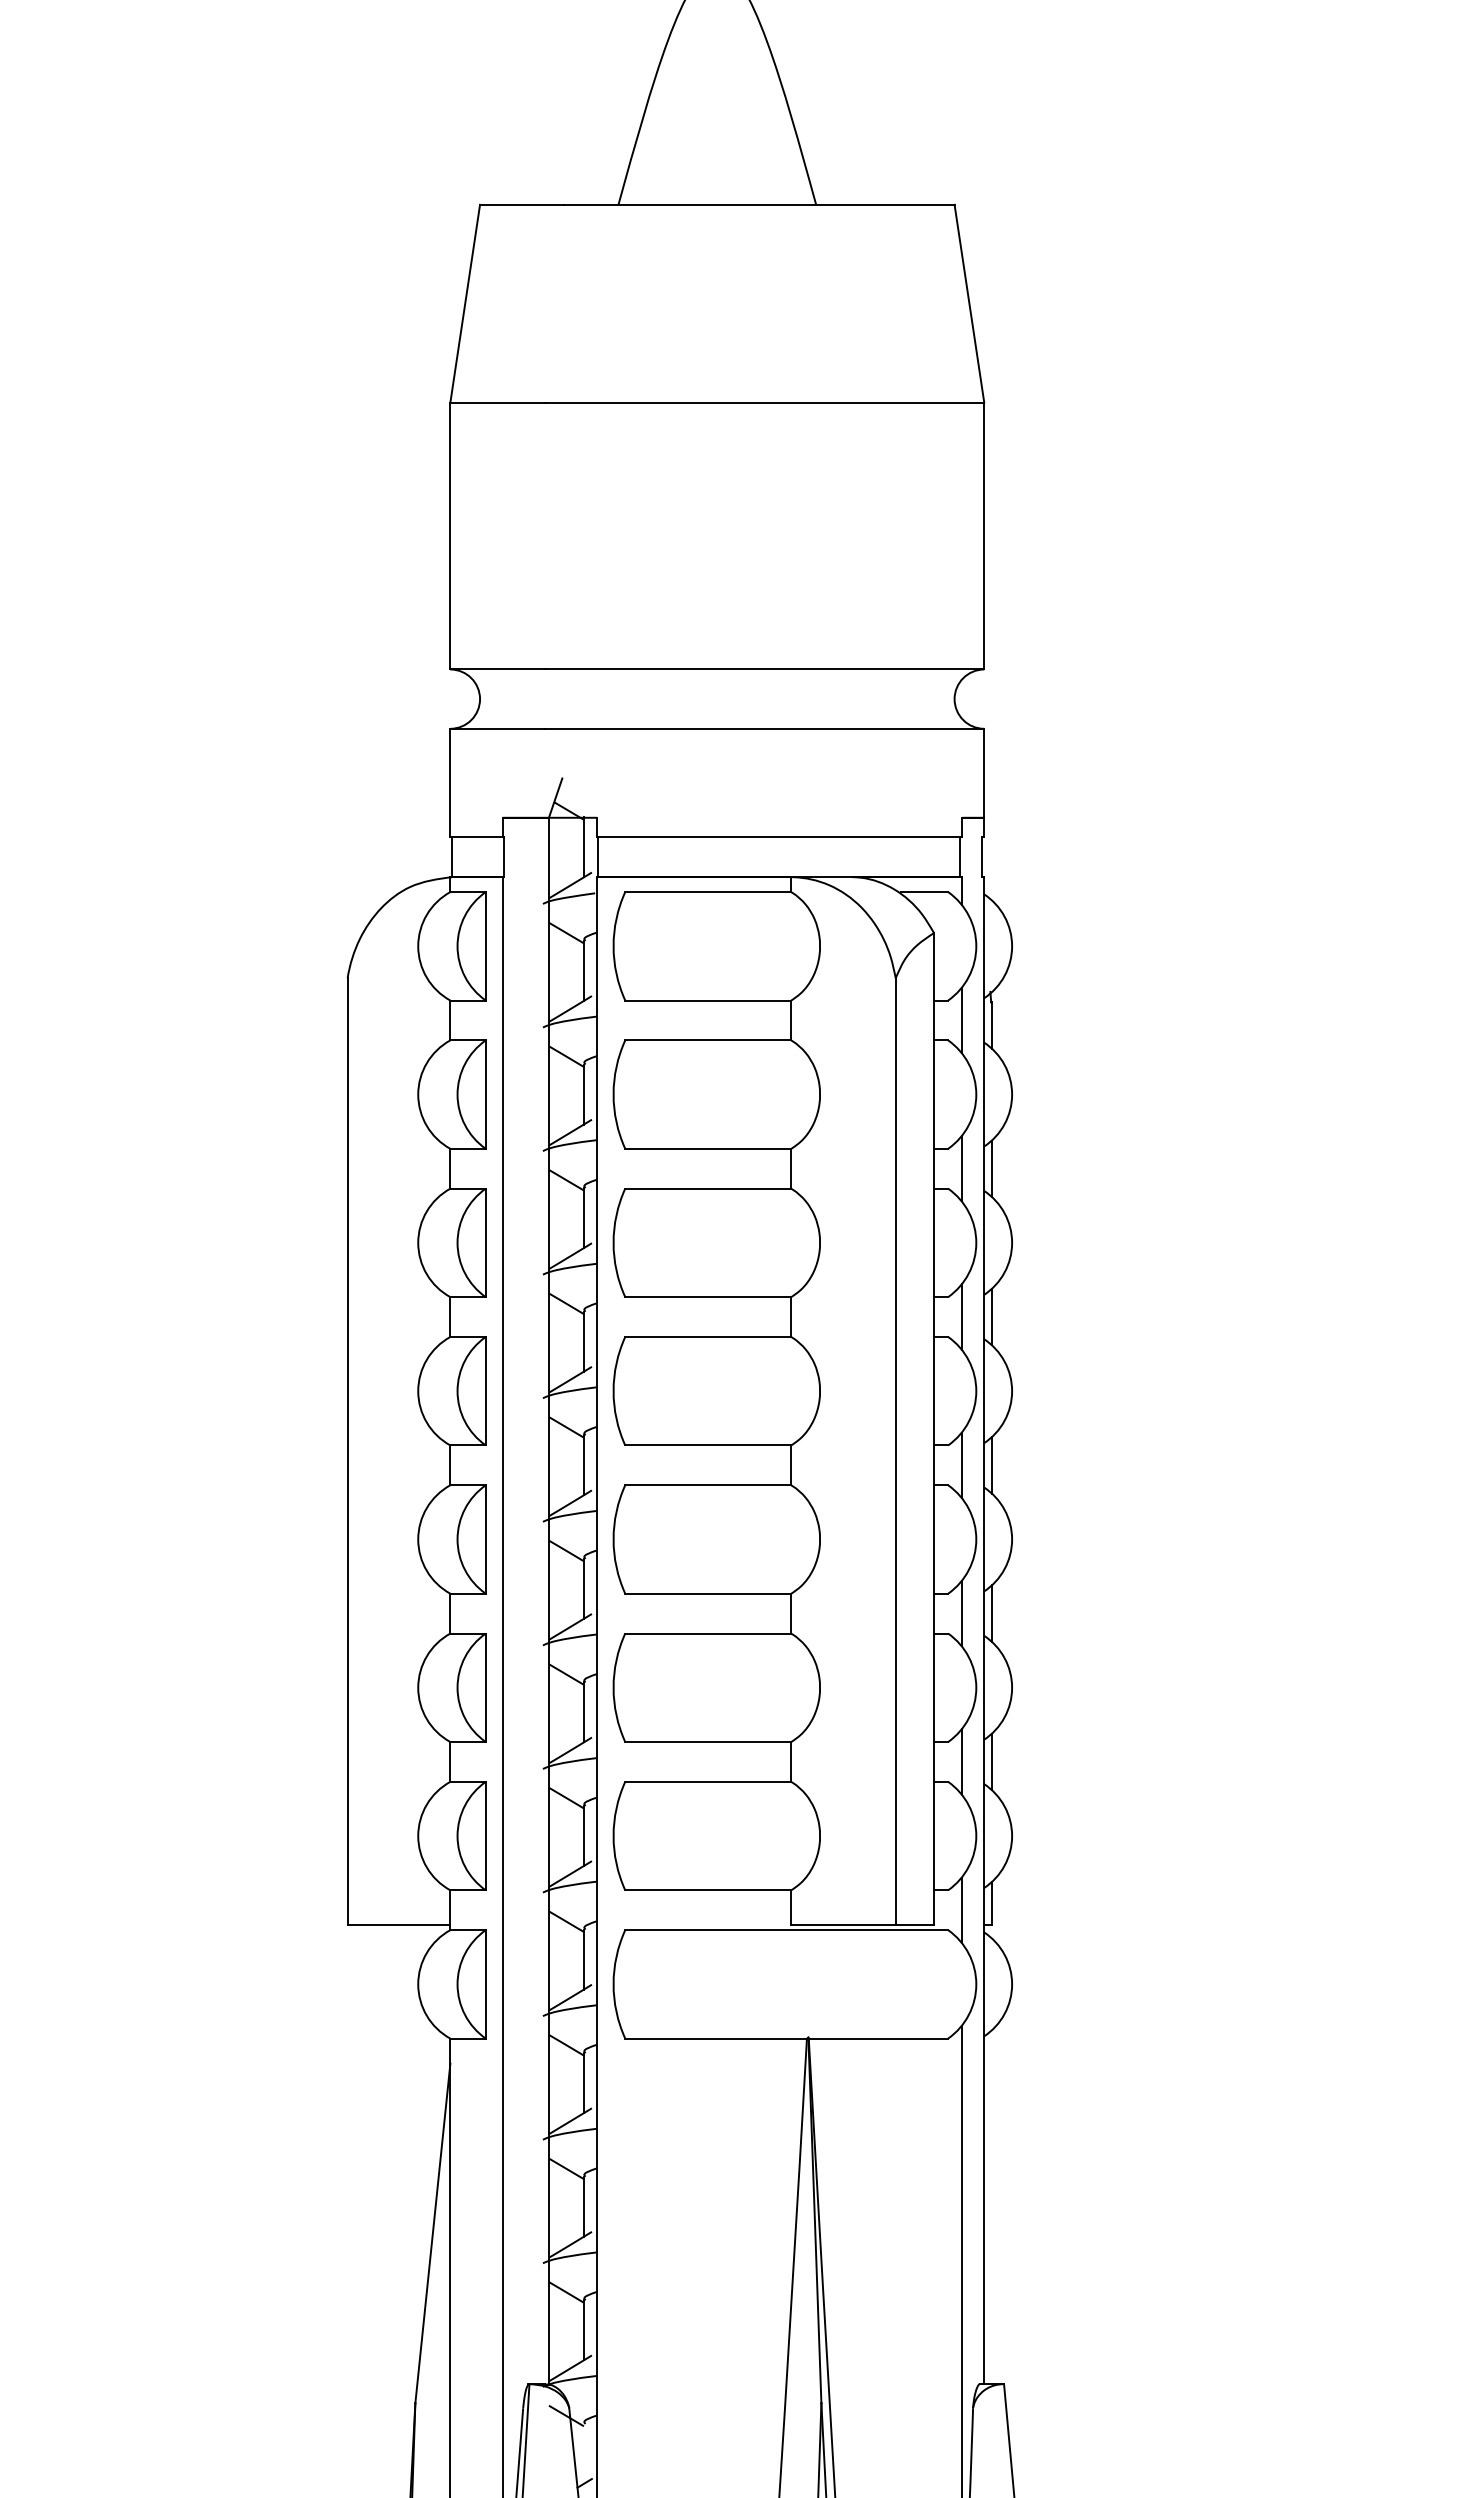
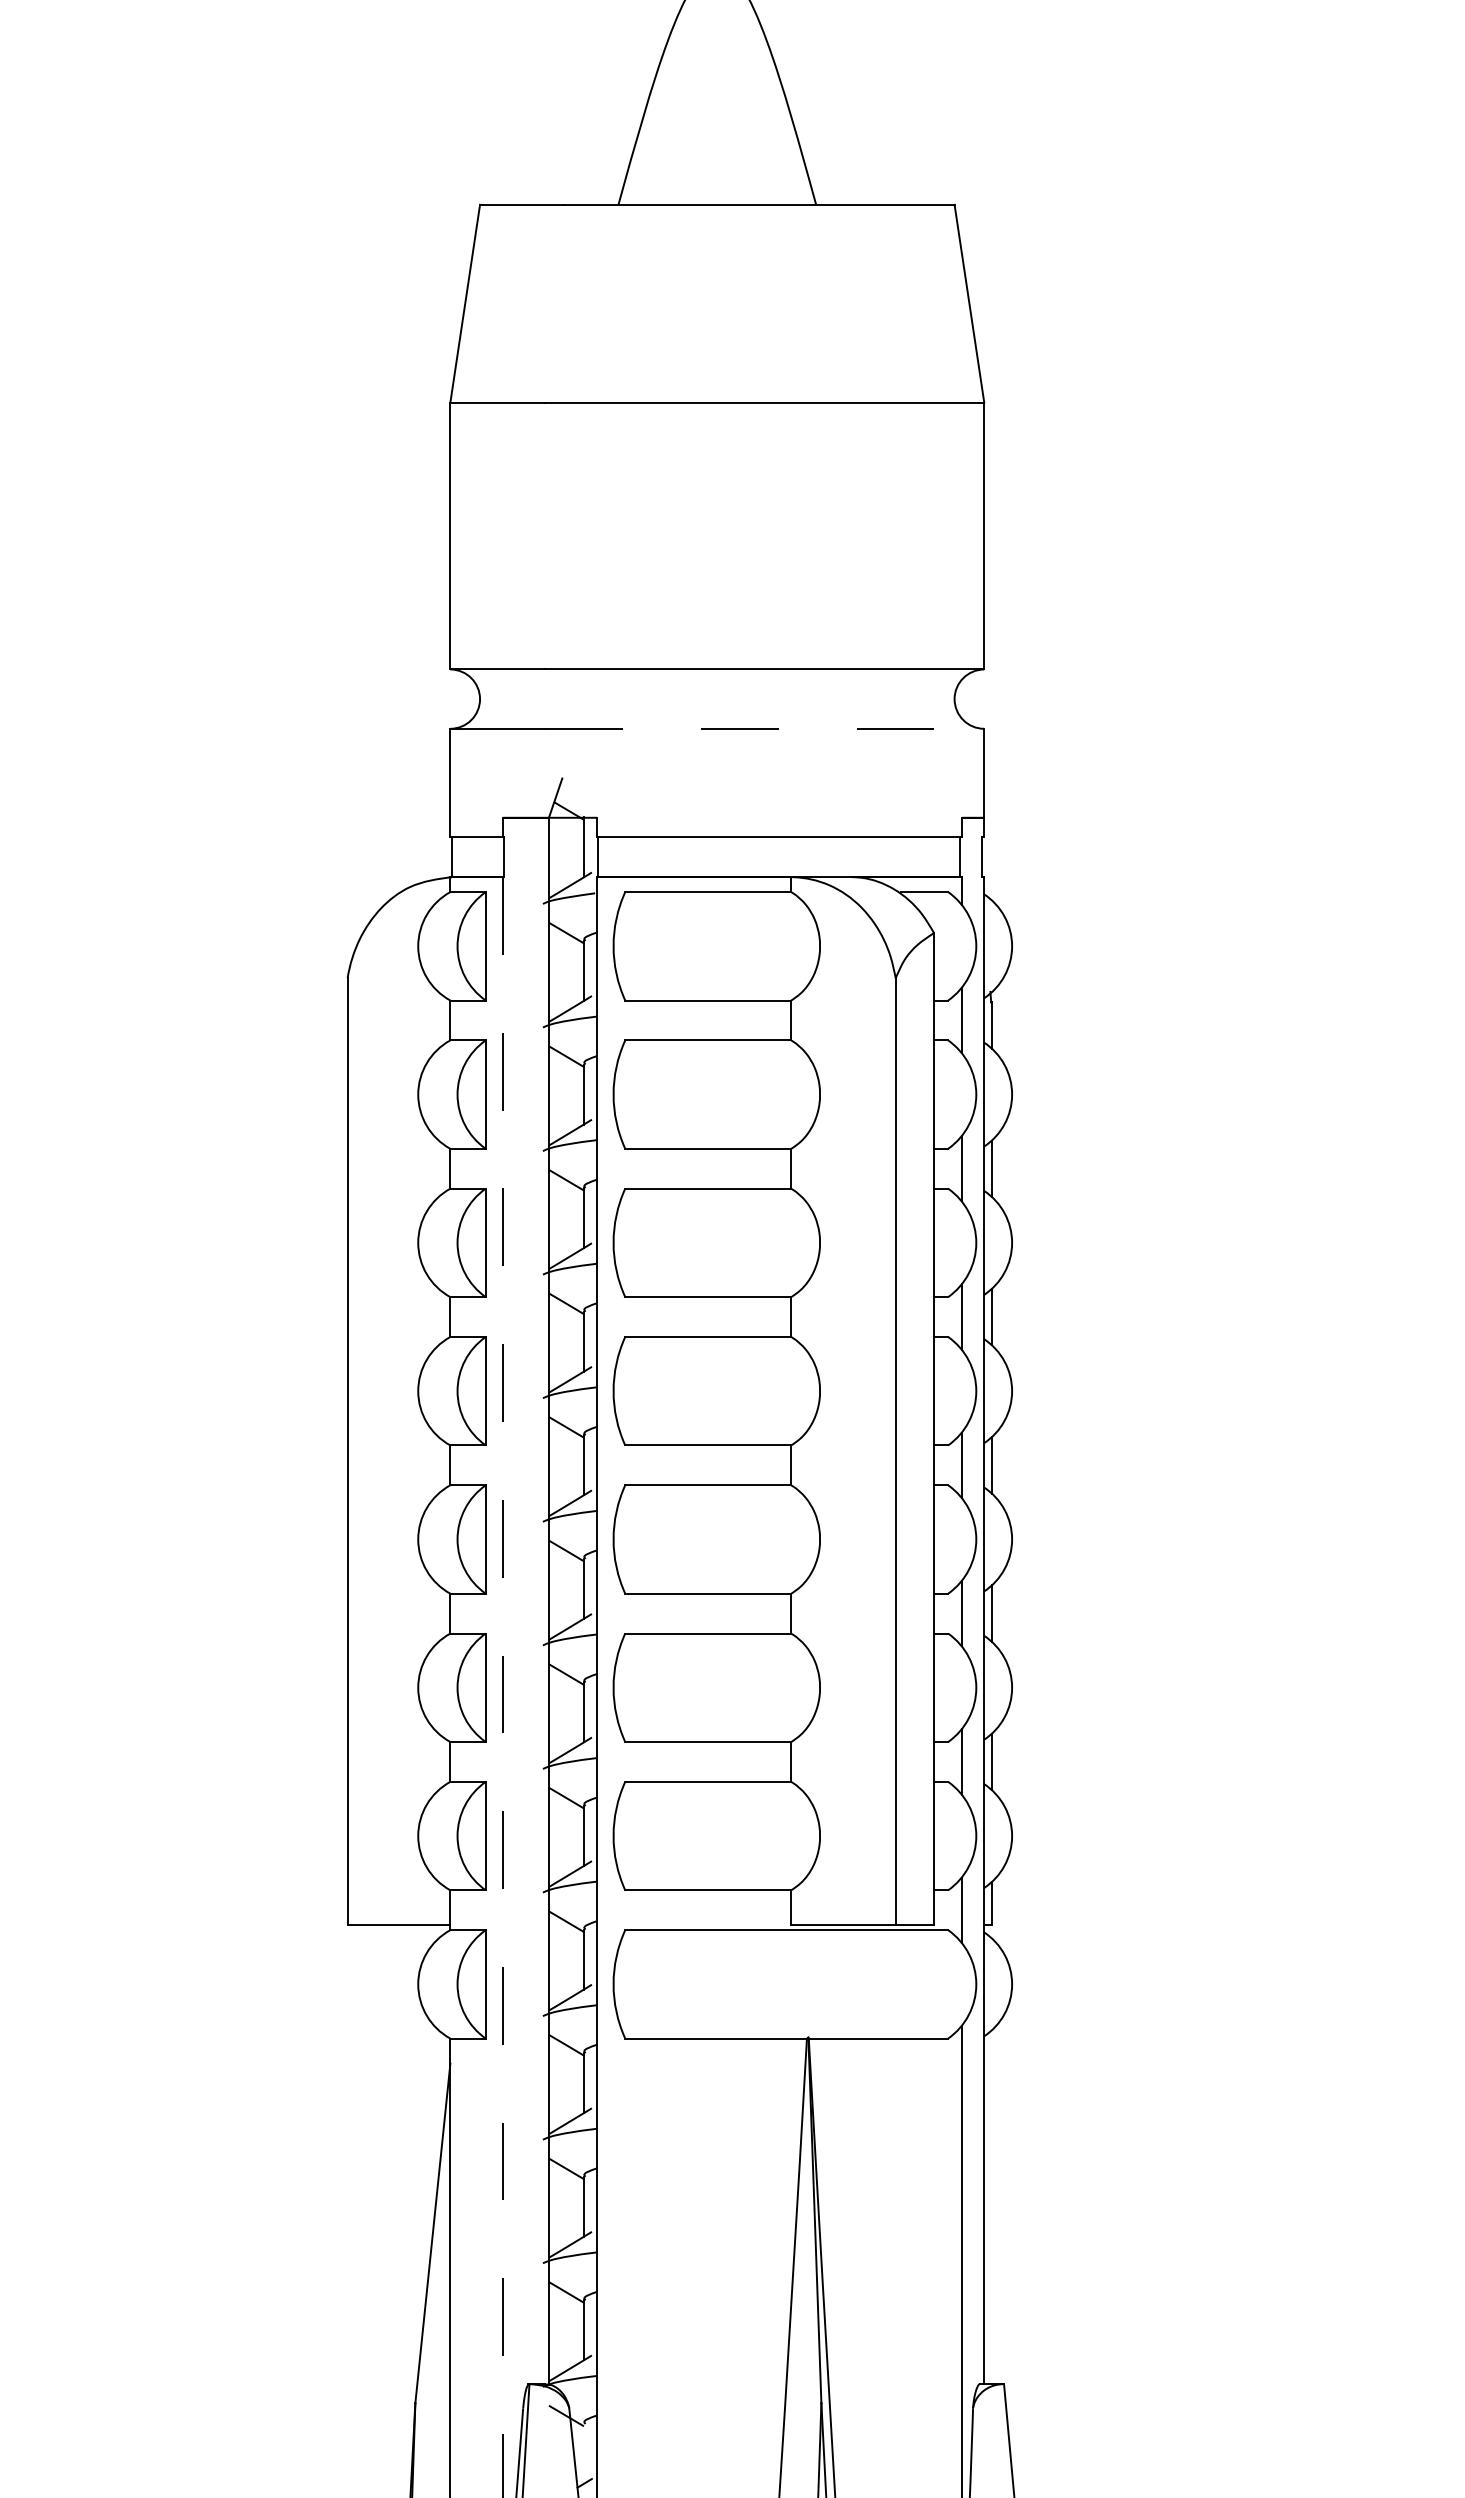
line: solid -> dashed (764, 728)
line: solid -> dashed (502, 1687)
